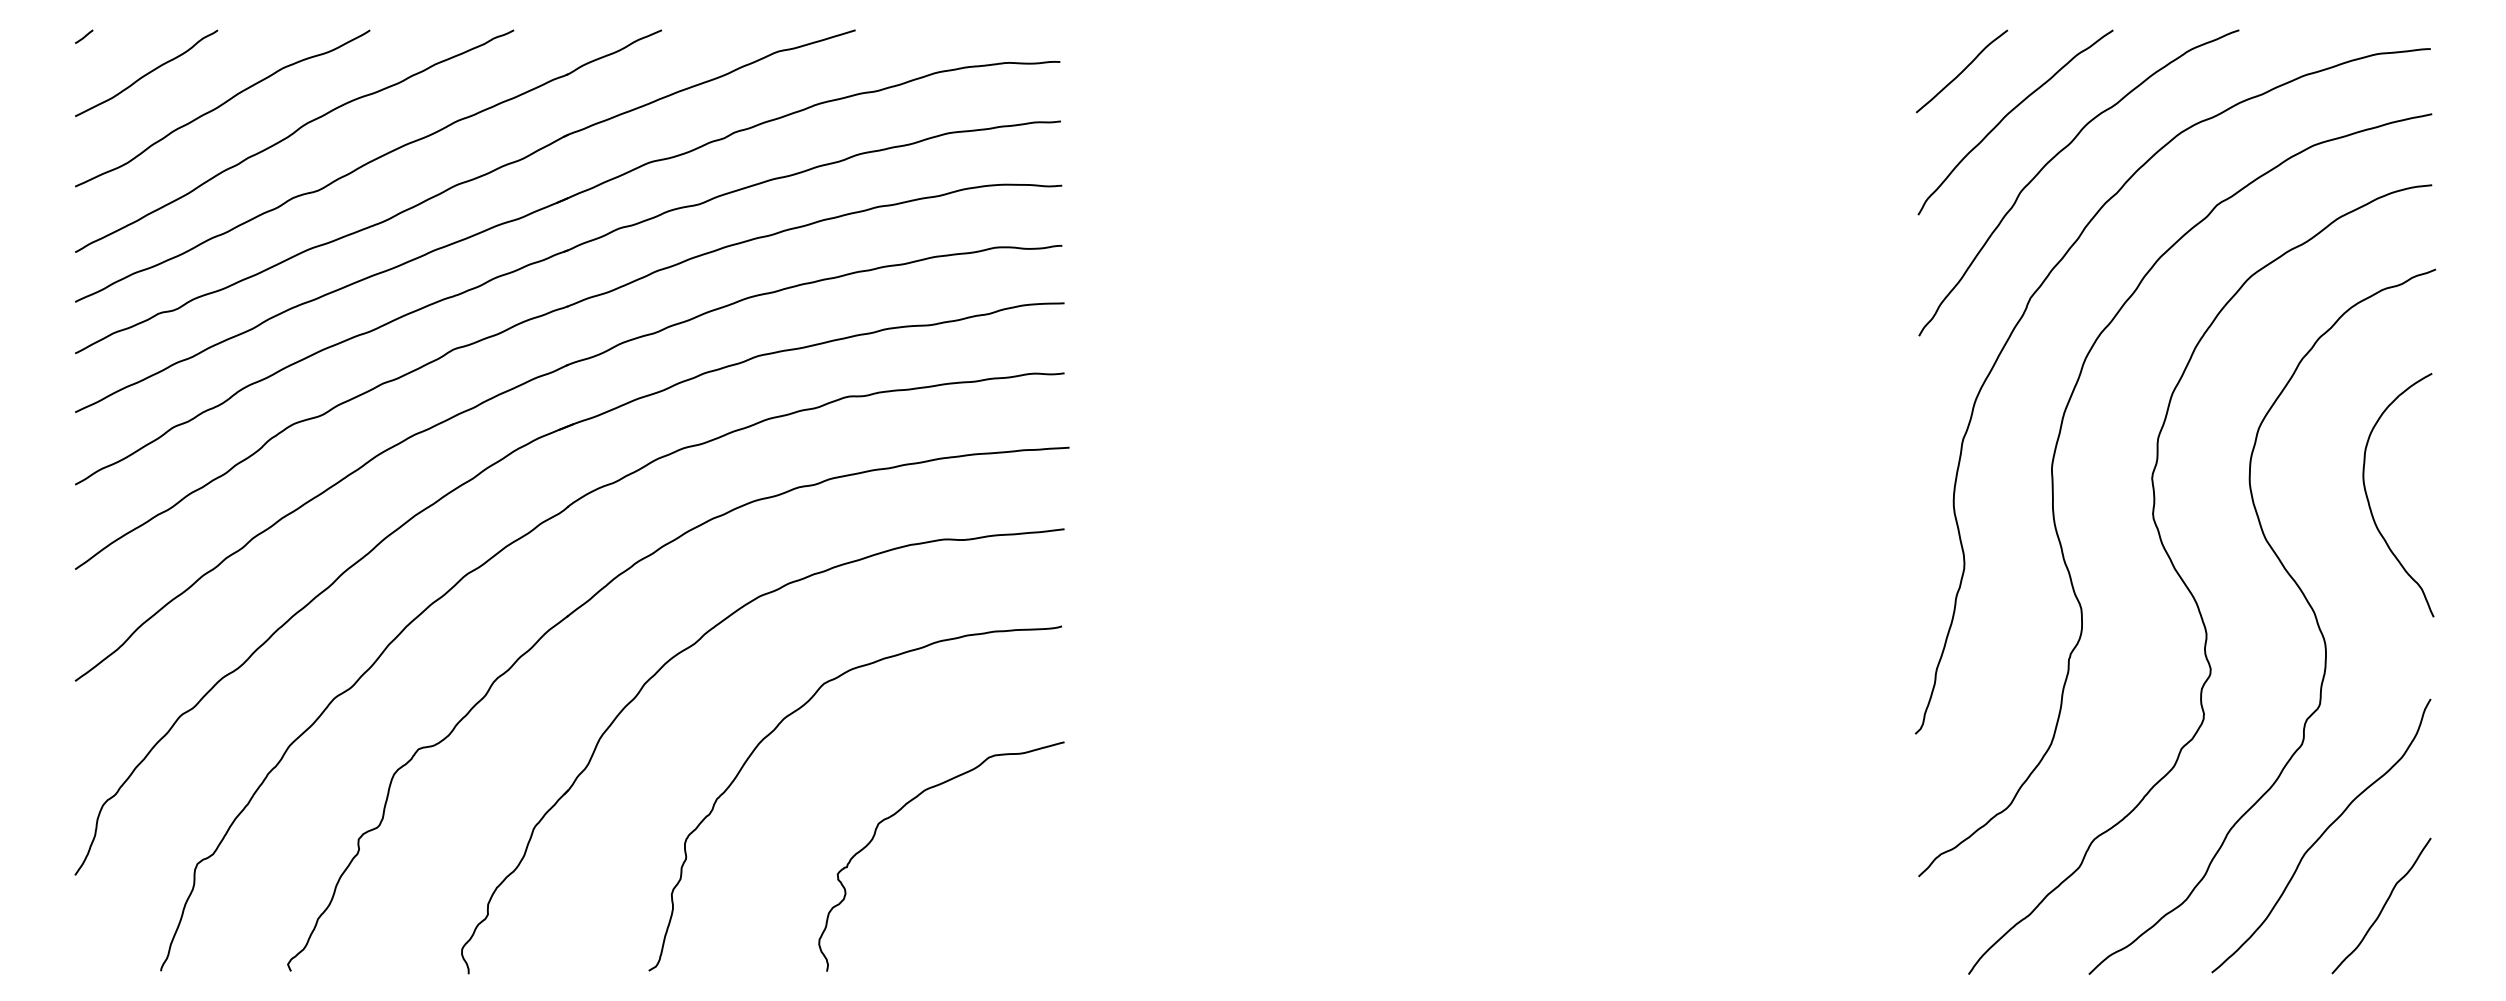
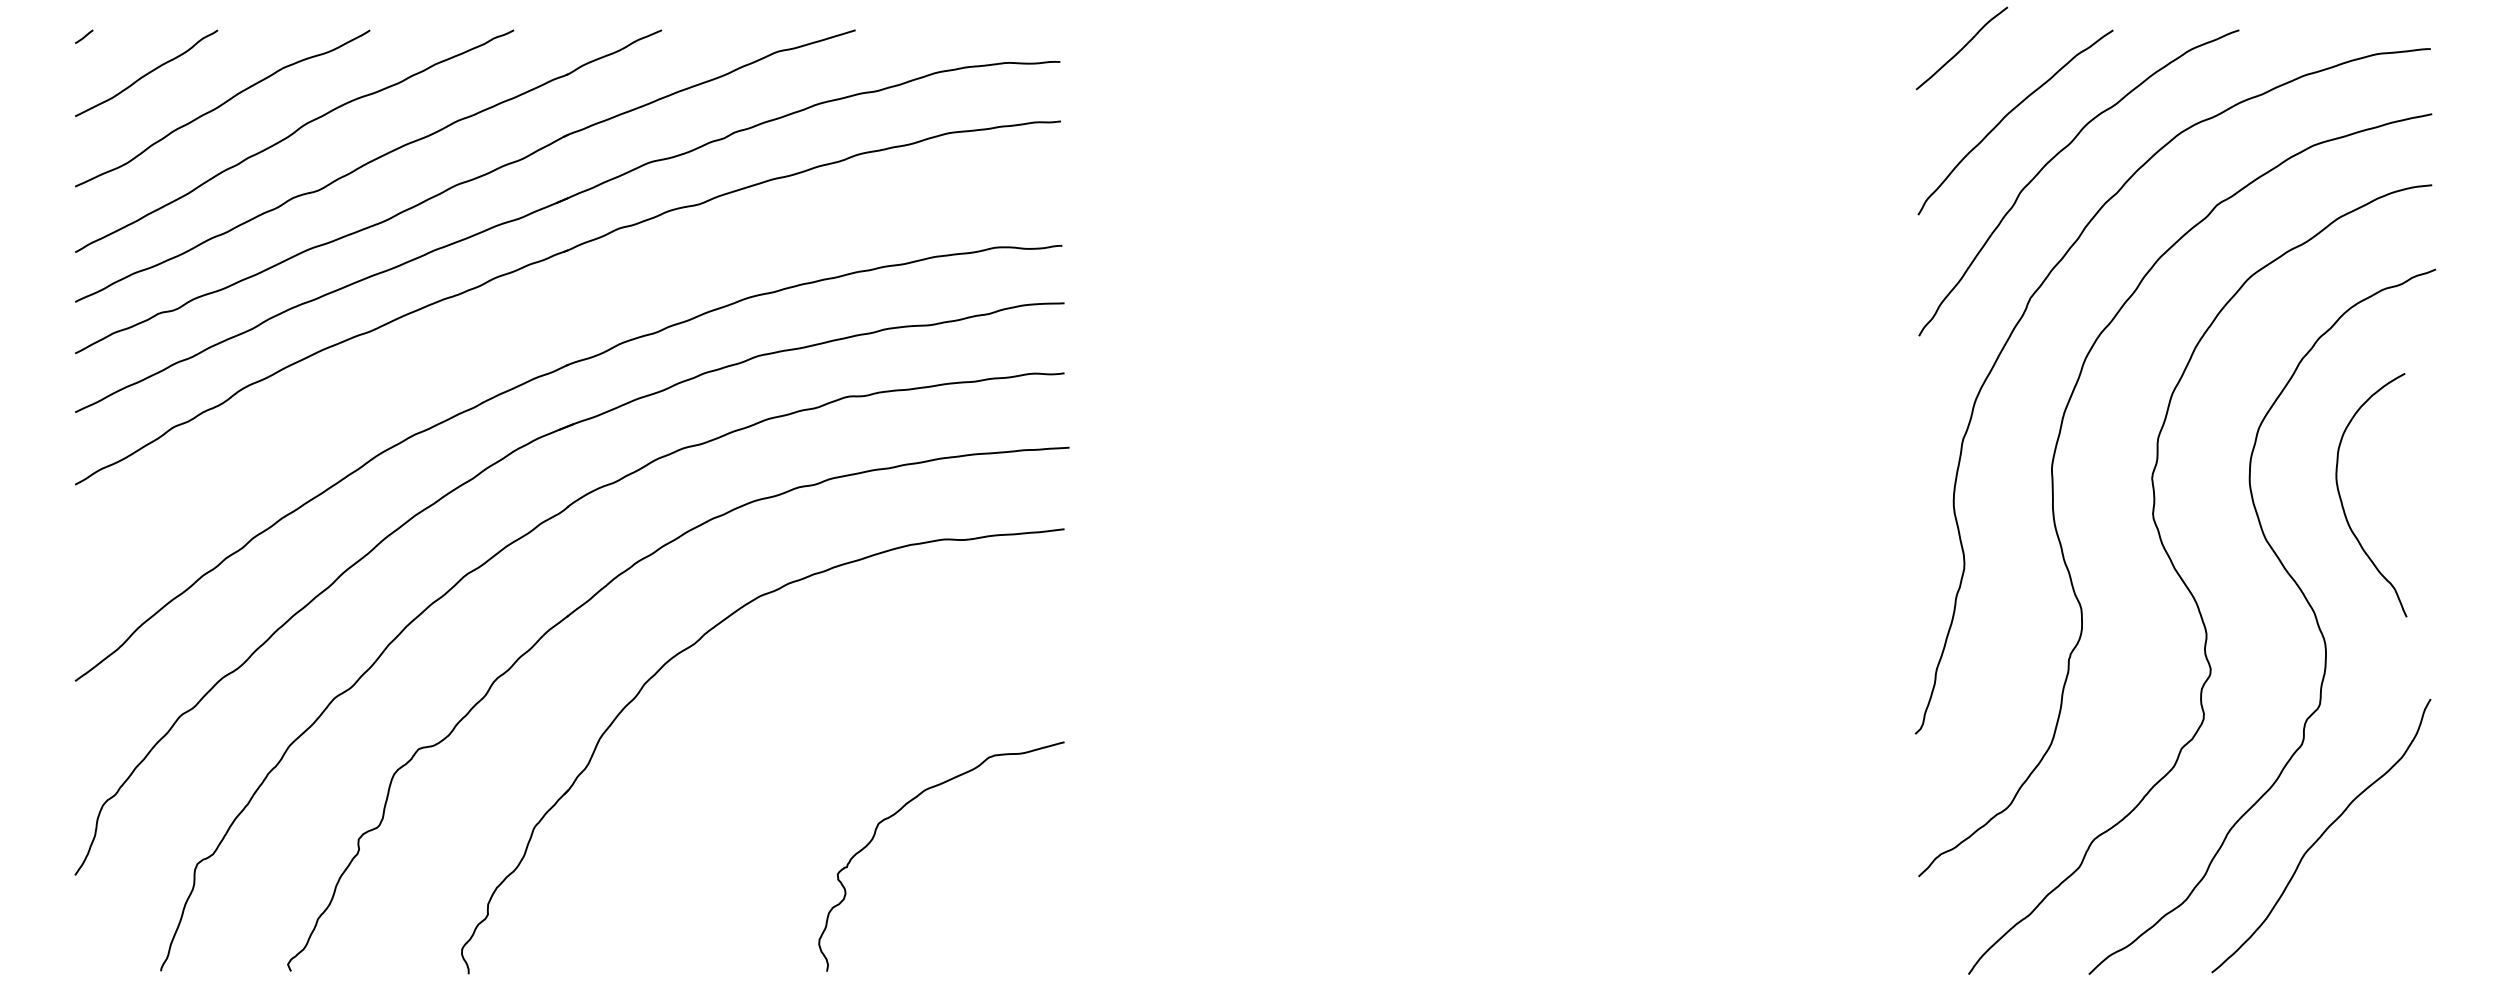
curve position: (1961, 71) -> (1961, 48) (1961, 48)
part: present -> none (543, 316)
curve position: (2369, 501) -> (2342, 501) (2342, 501)
curve: present -> none (795, 712)
curve: present -> none (2382, 906)
